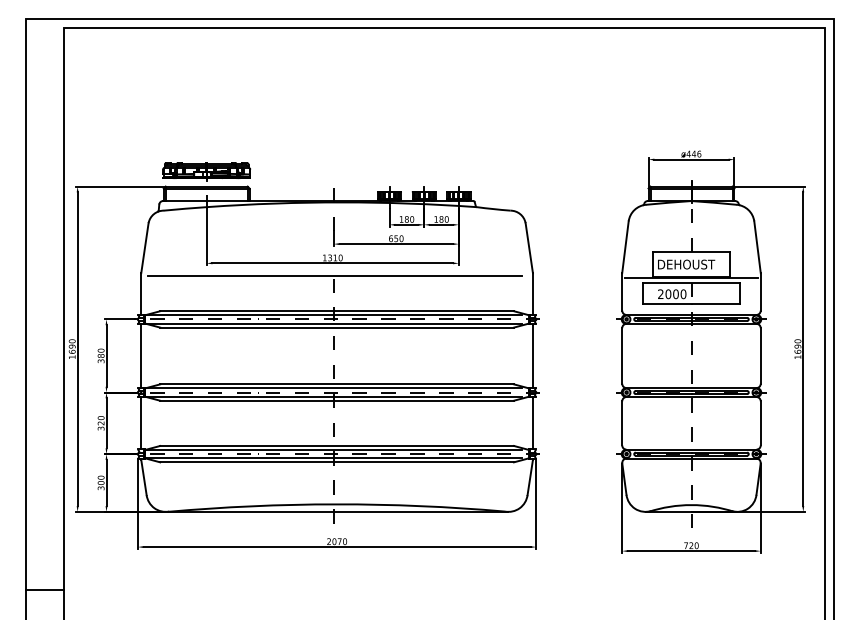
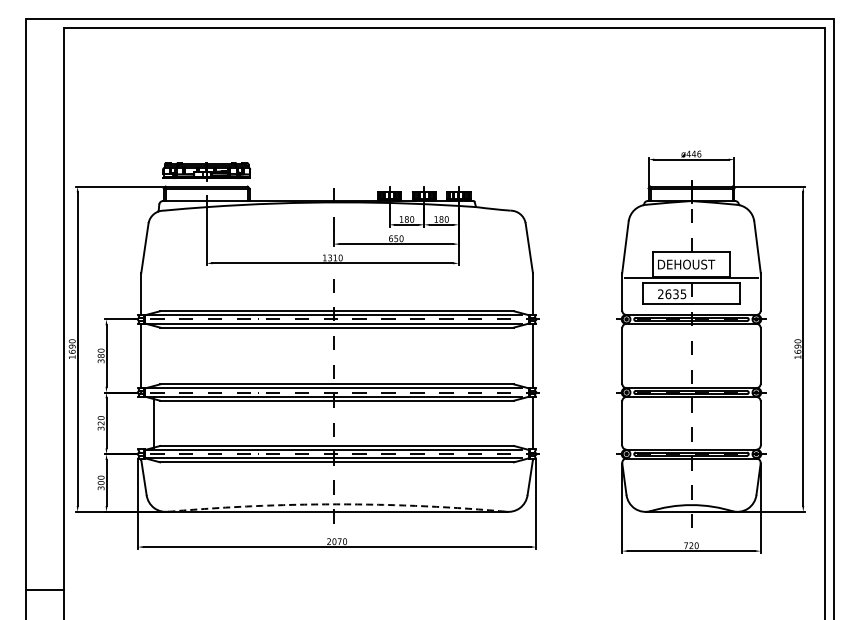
line: present -> none (334, 276)
text: 2000 -> 2635 (675, 294)
line position: (141, 423) -> (154, 423) (154, 423)
arc: solid -> dashed (336, 504)
